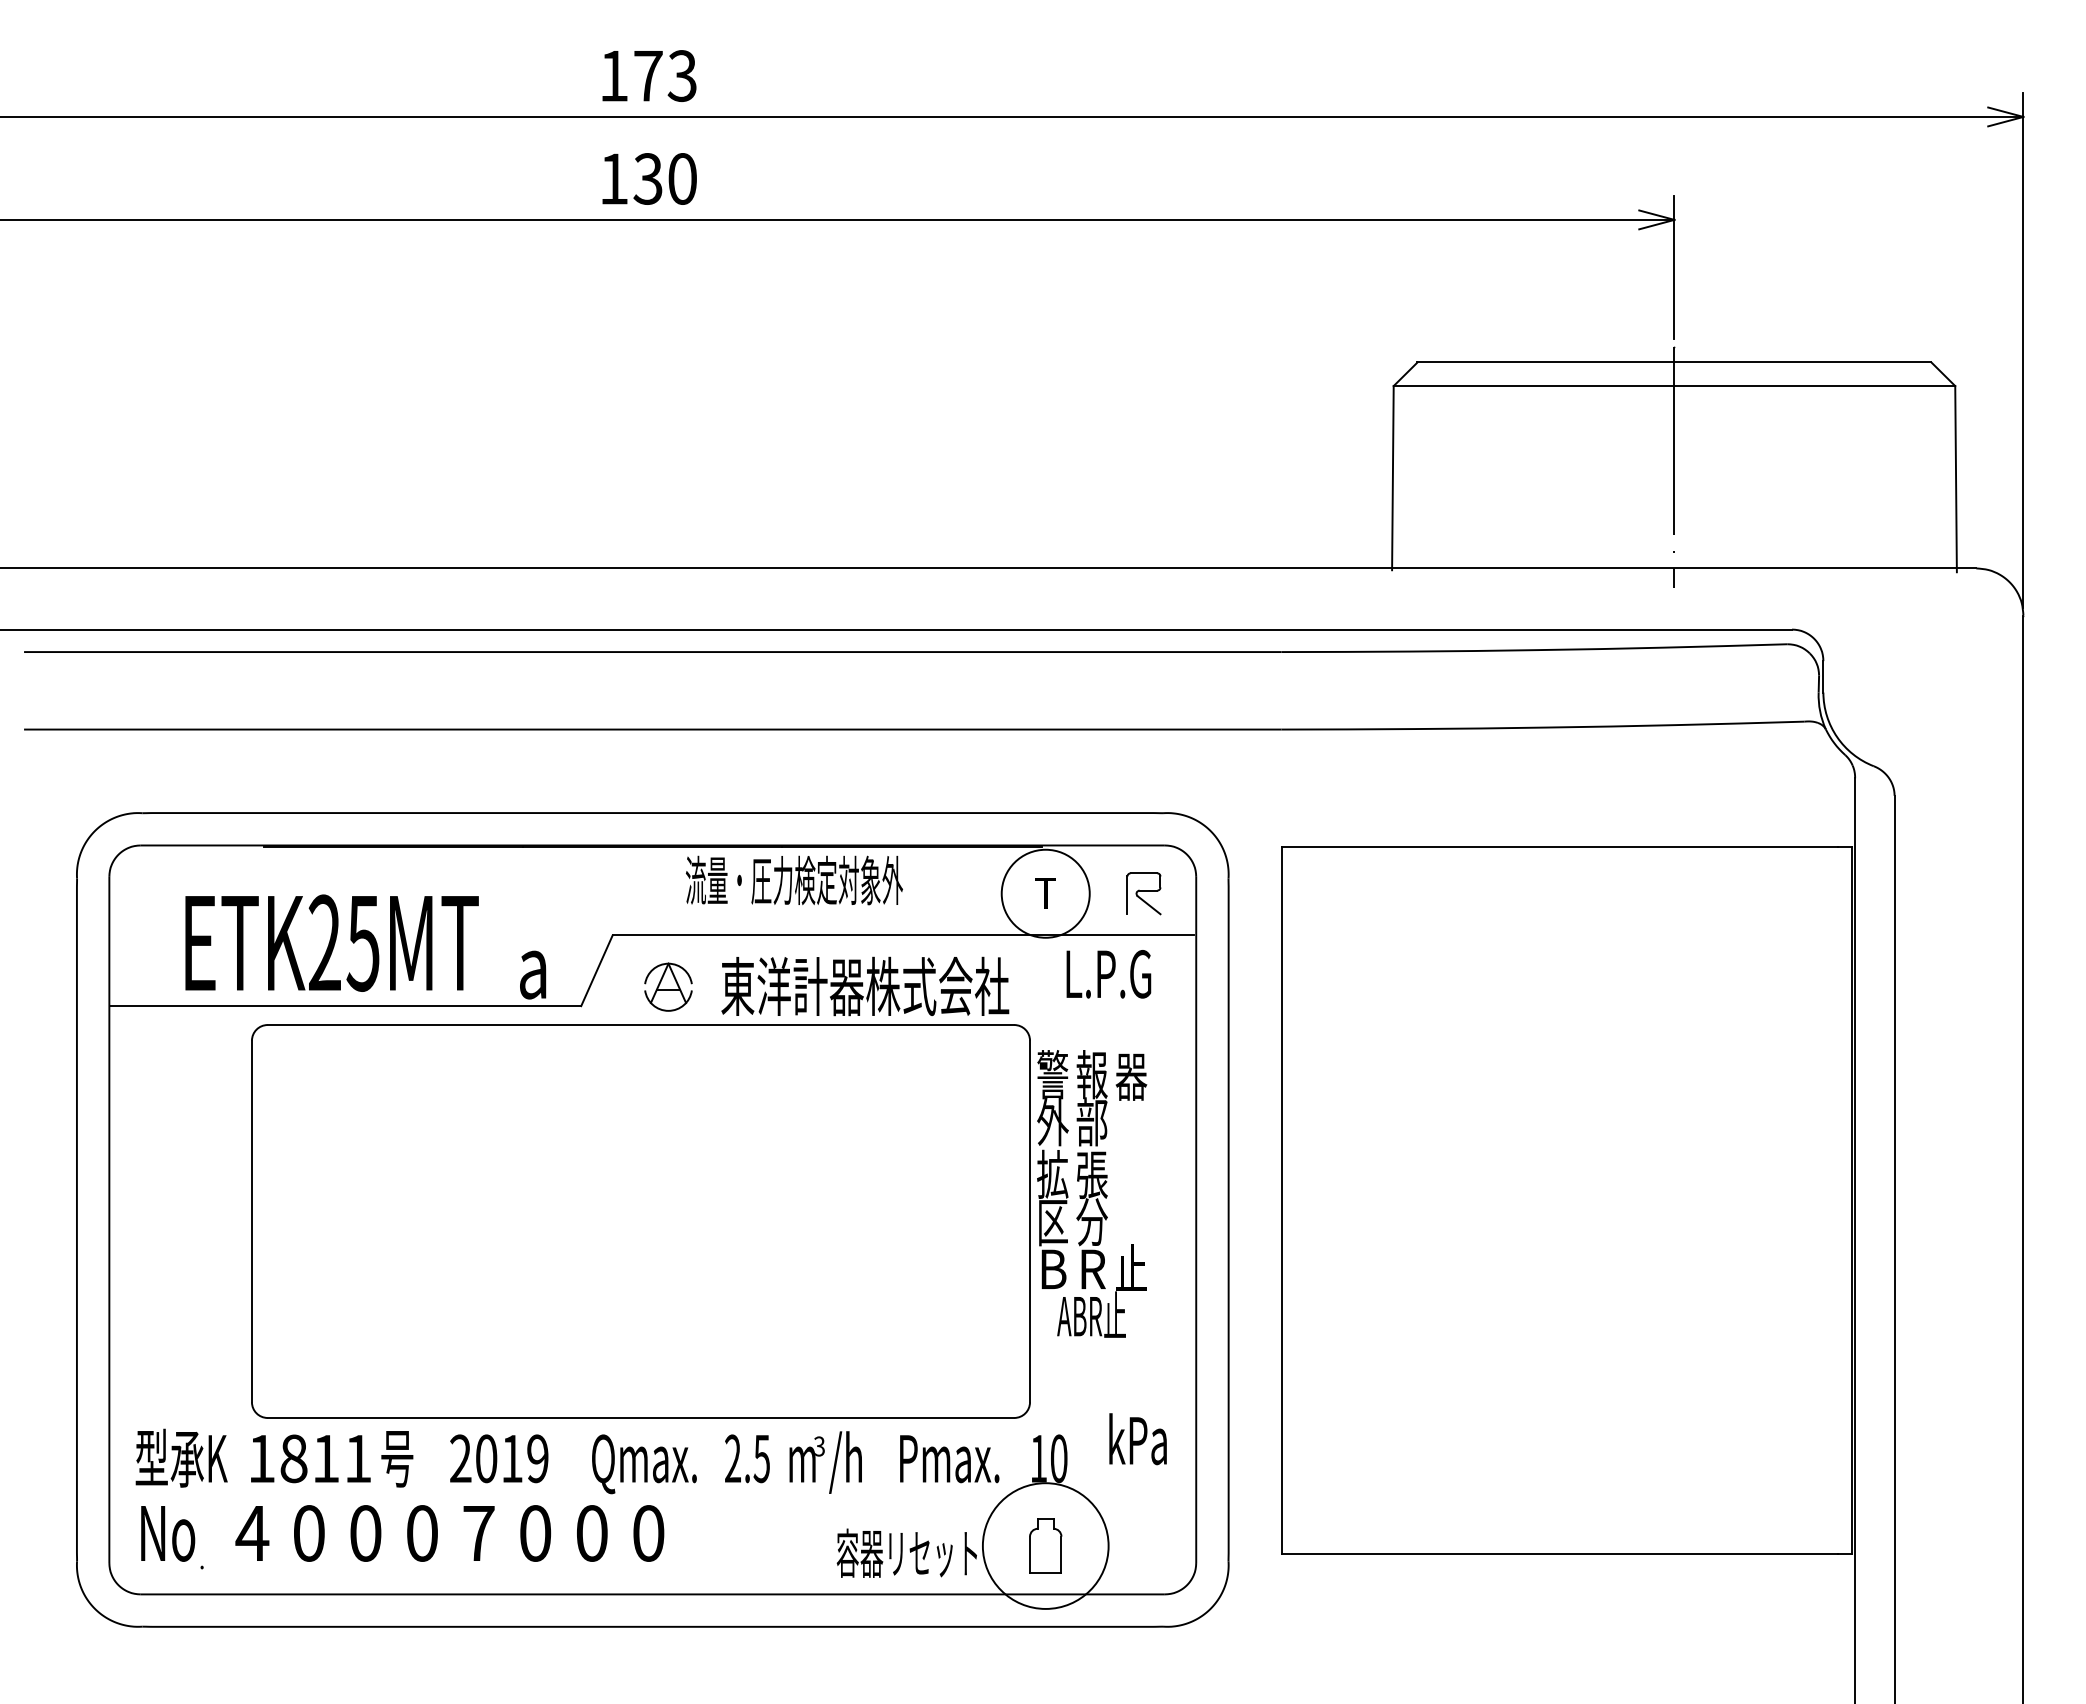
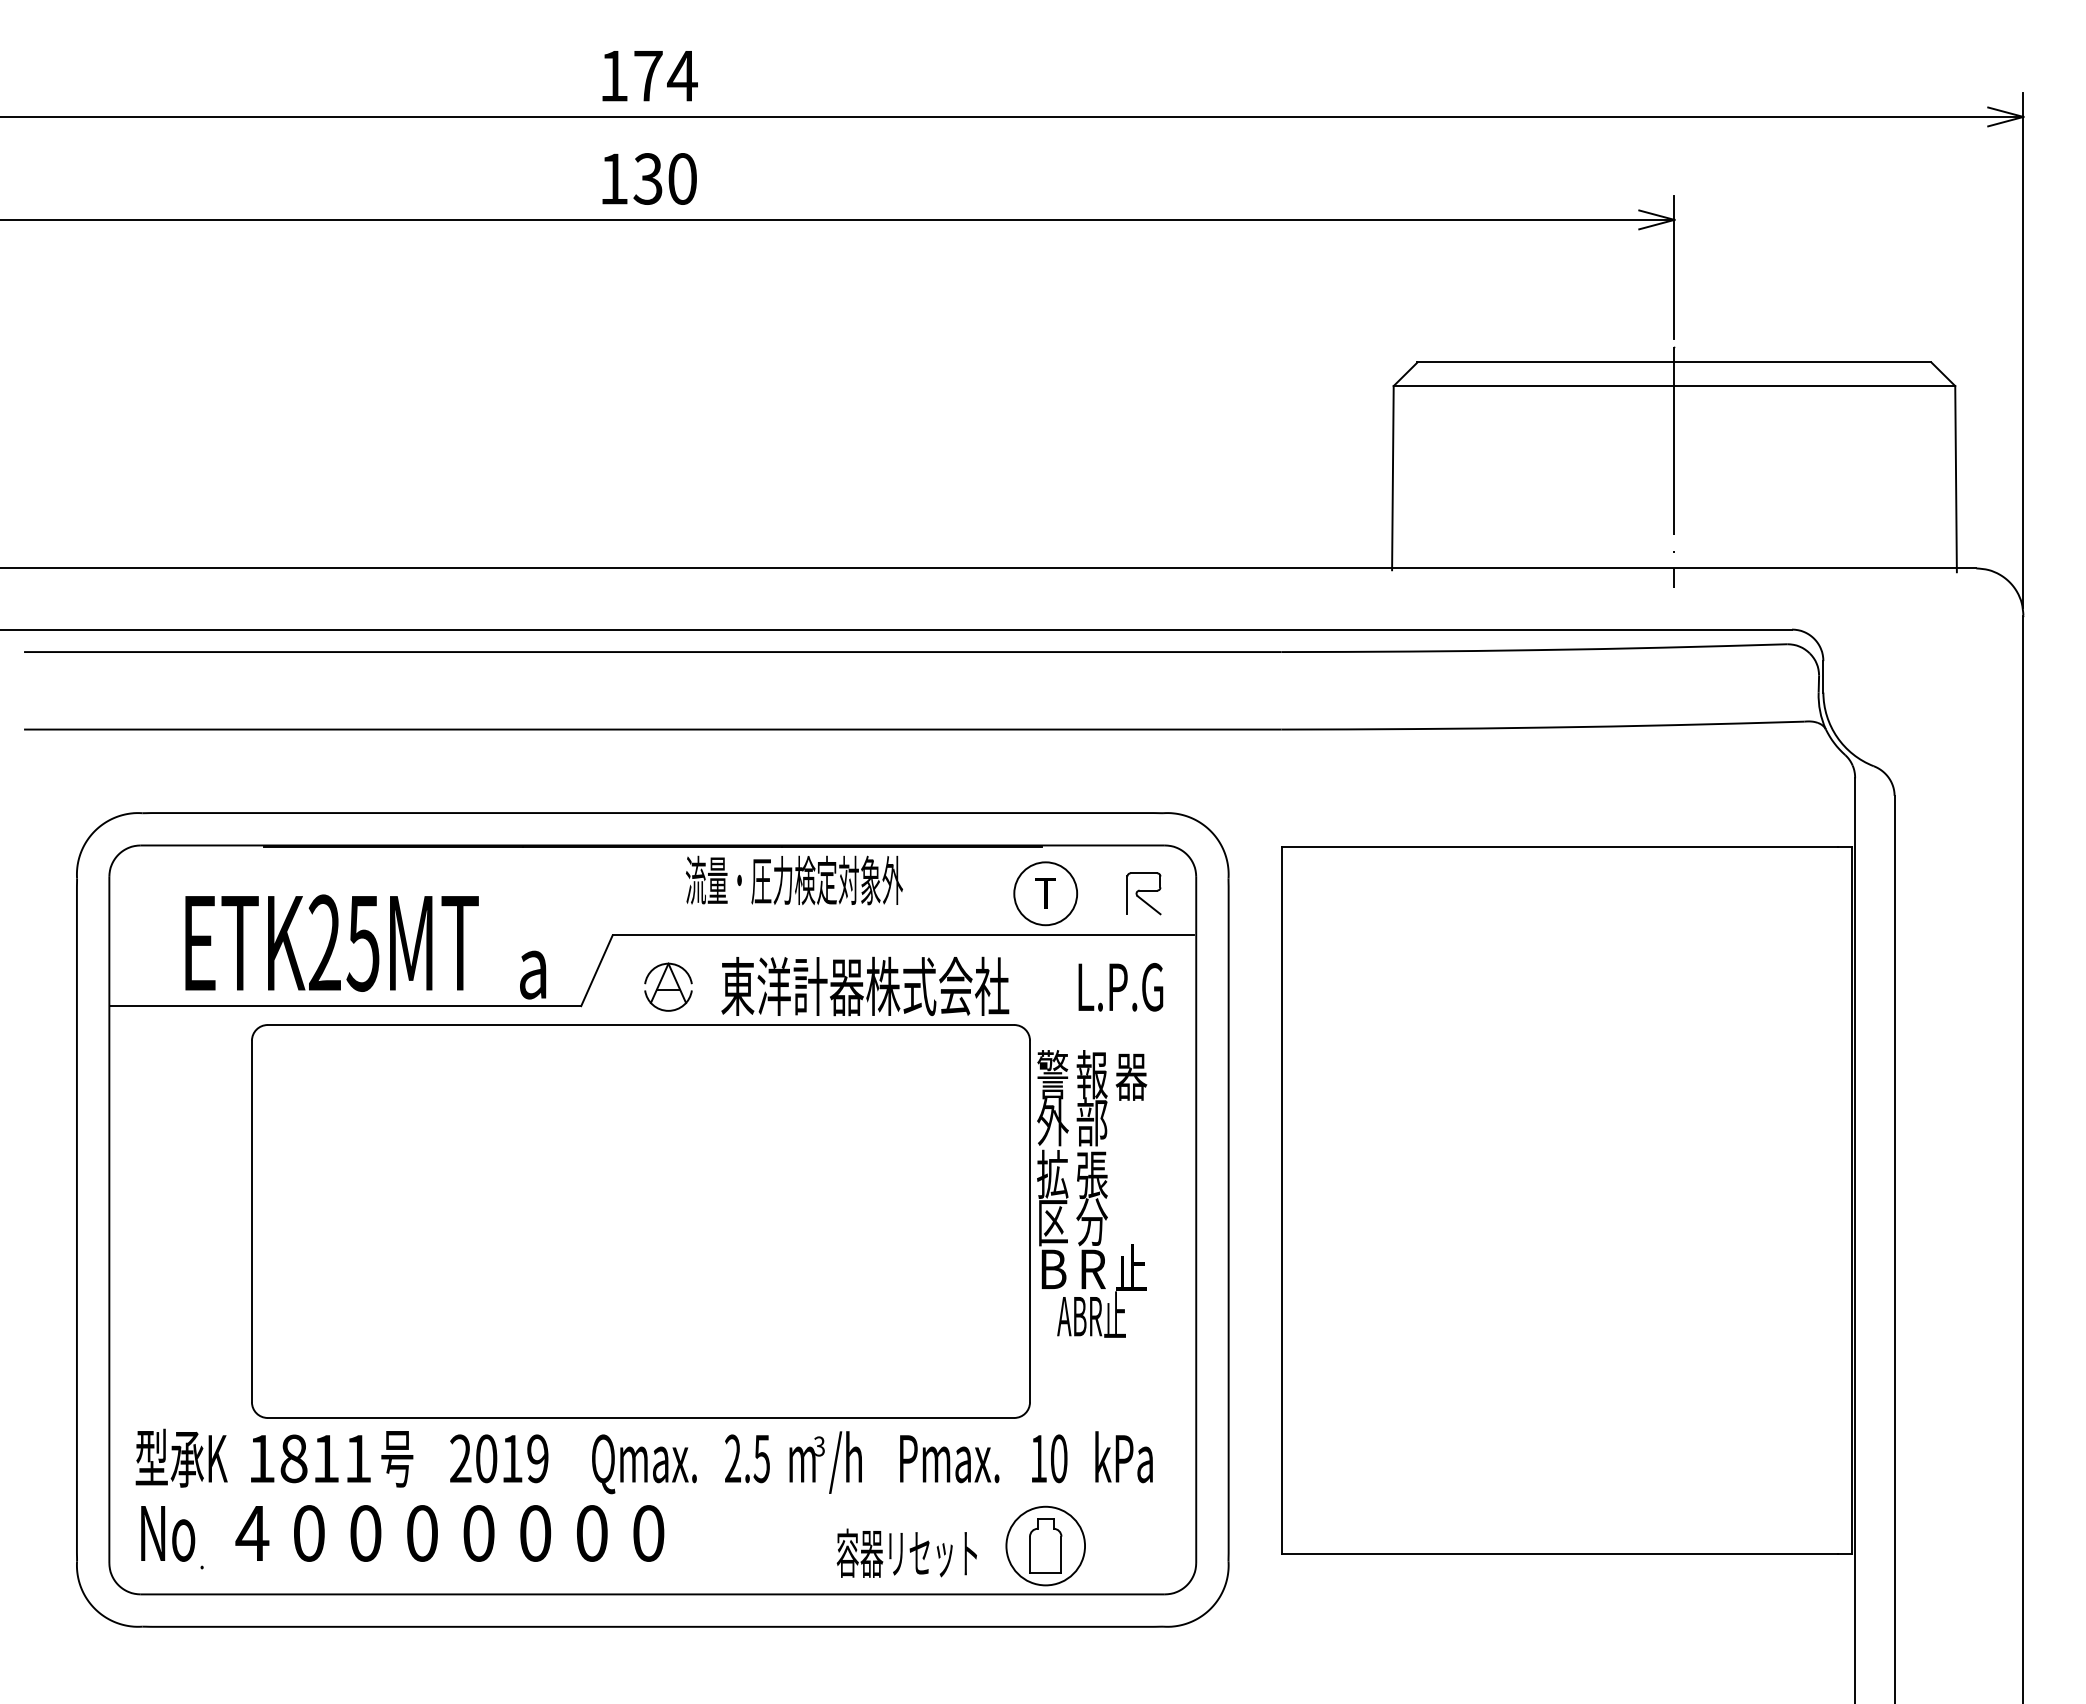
text: 173 -> 174 (682, 76)
circle diameter: 88 px -> 63 px (1045, 893)
text position: (1108, 974) -> (1120, 987) (1120, 987)
text position: (1137, 1439) -> (1123, 1457) (1123, 1457)
text: 7 -> 0 (478, 1533)
circle diameter: 126 px -> 79 px (1045, 1545)
